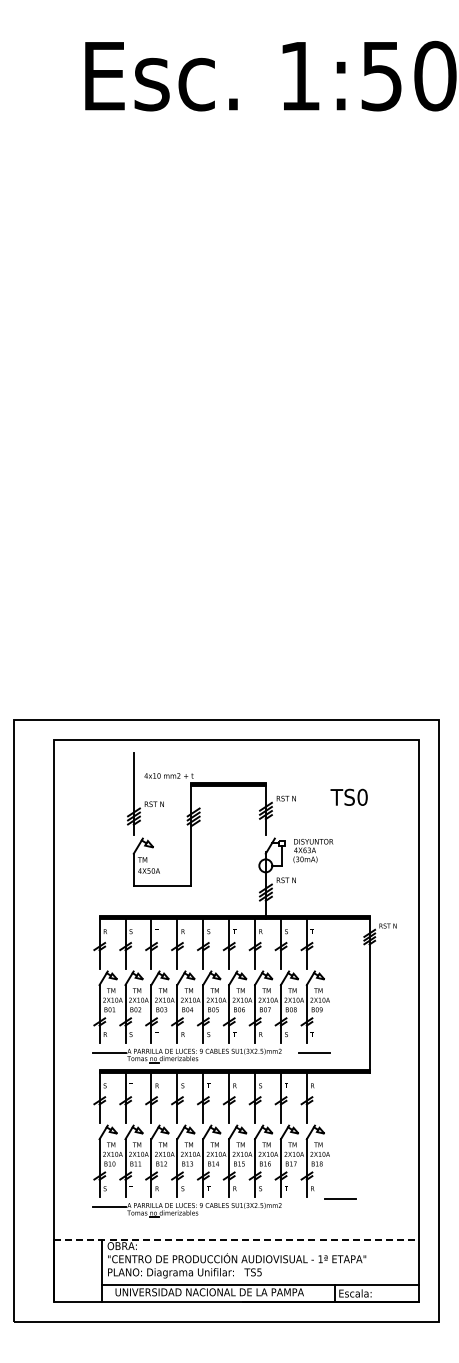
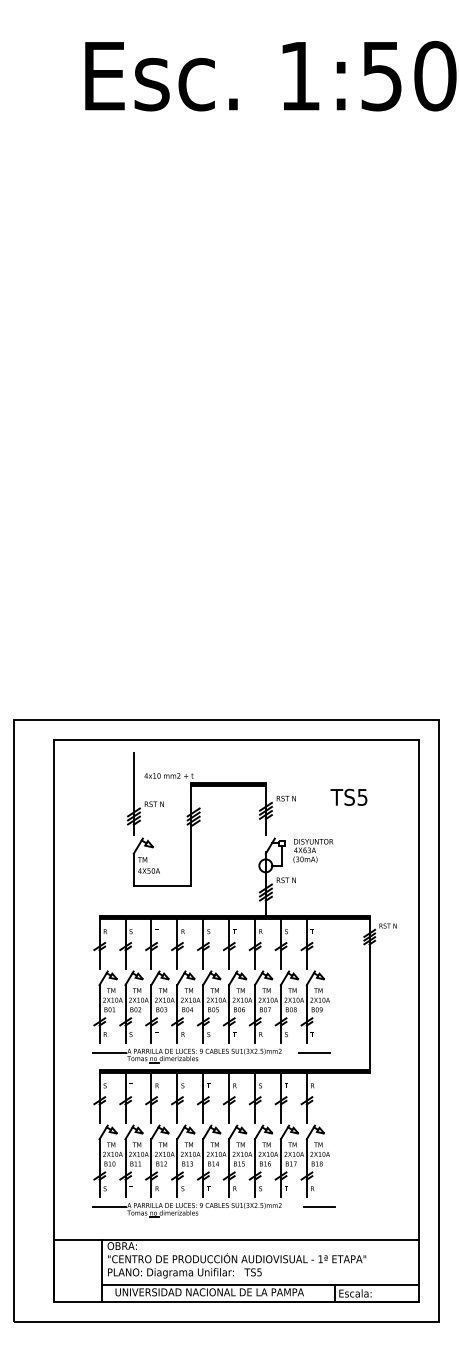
text: TS0 -> TS5 (362, 796)
line position: (340, 1198) -> (319, 1206) (319, 1206)
line: dashed -> solid (237, 1240)
